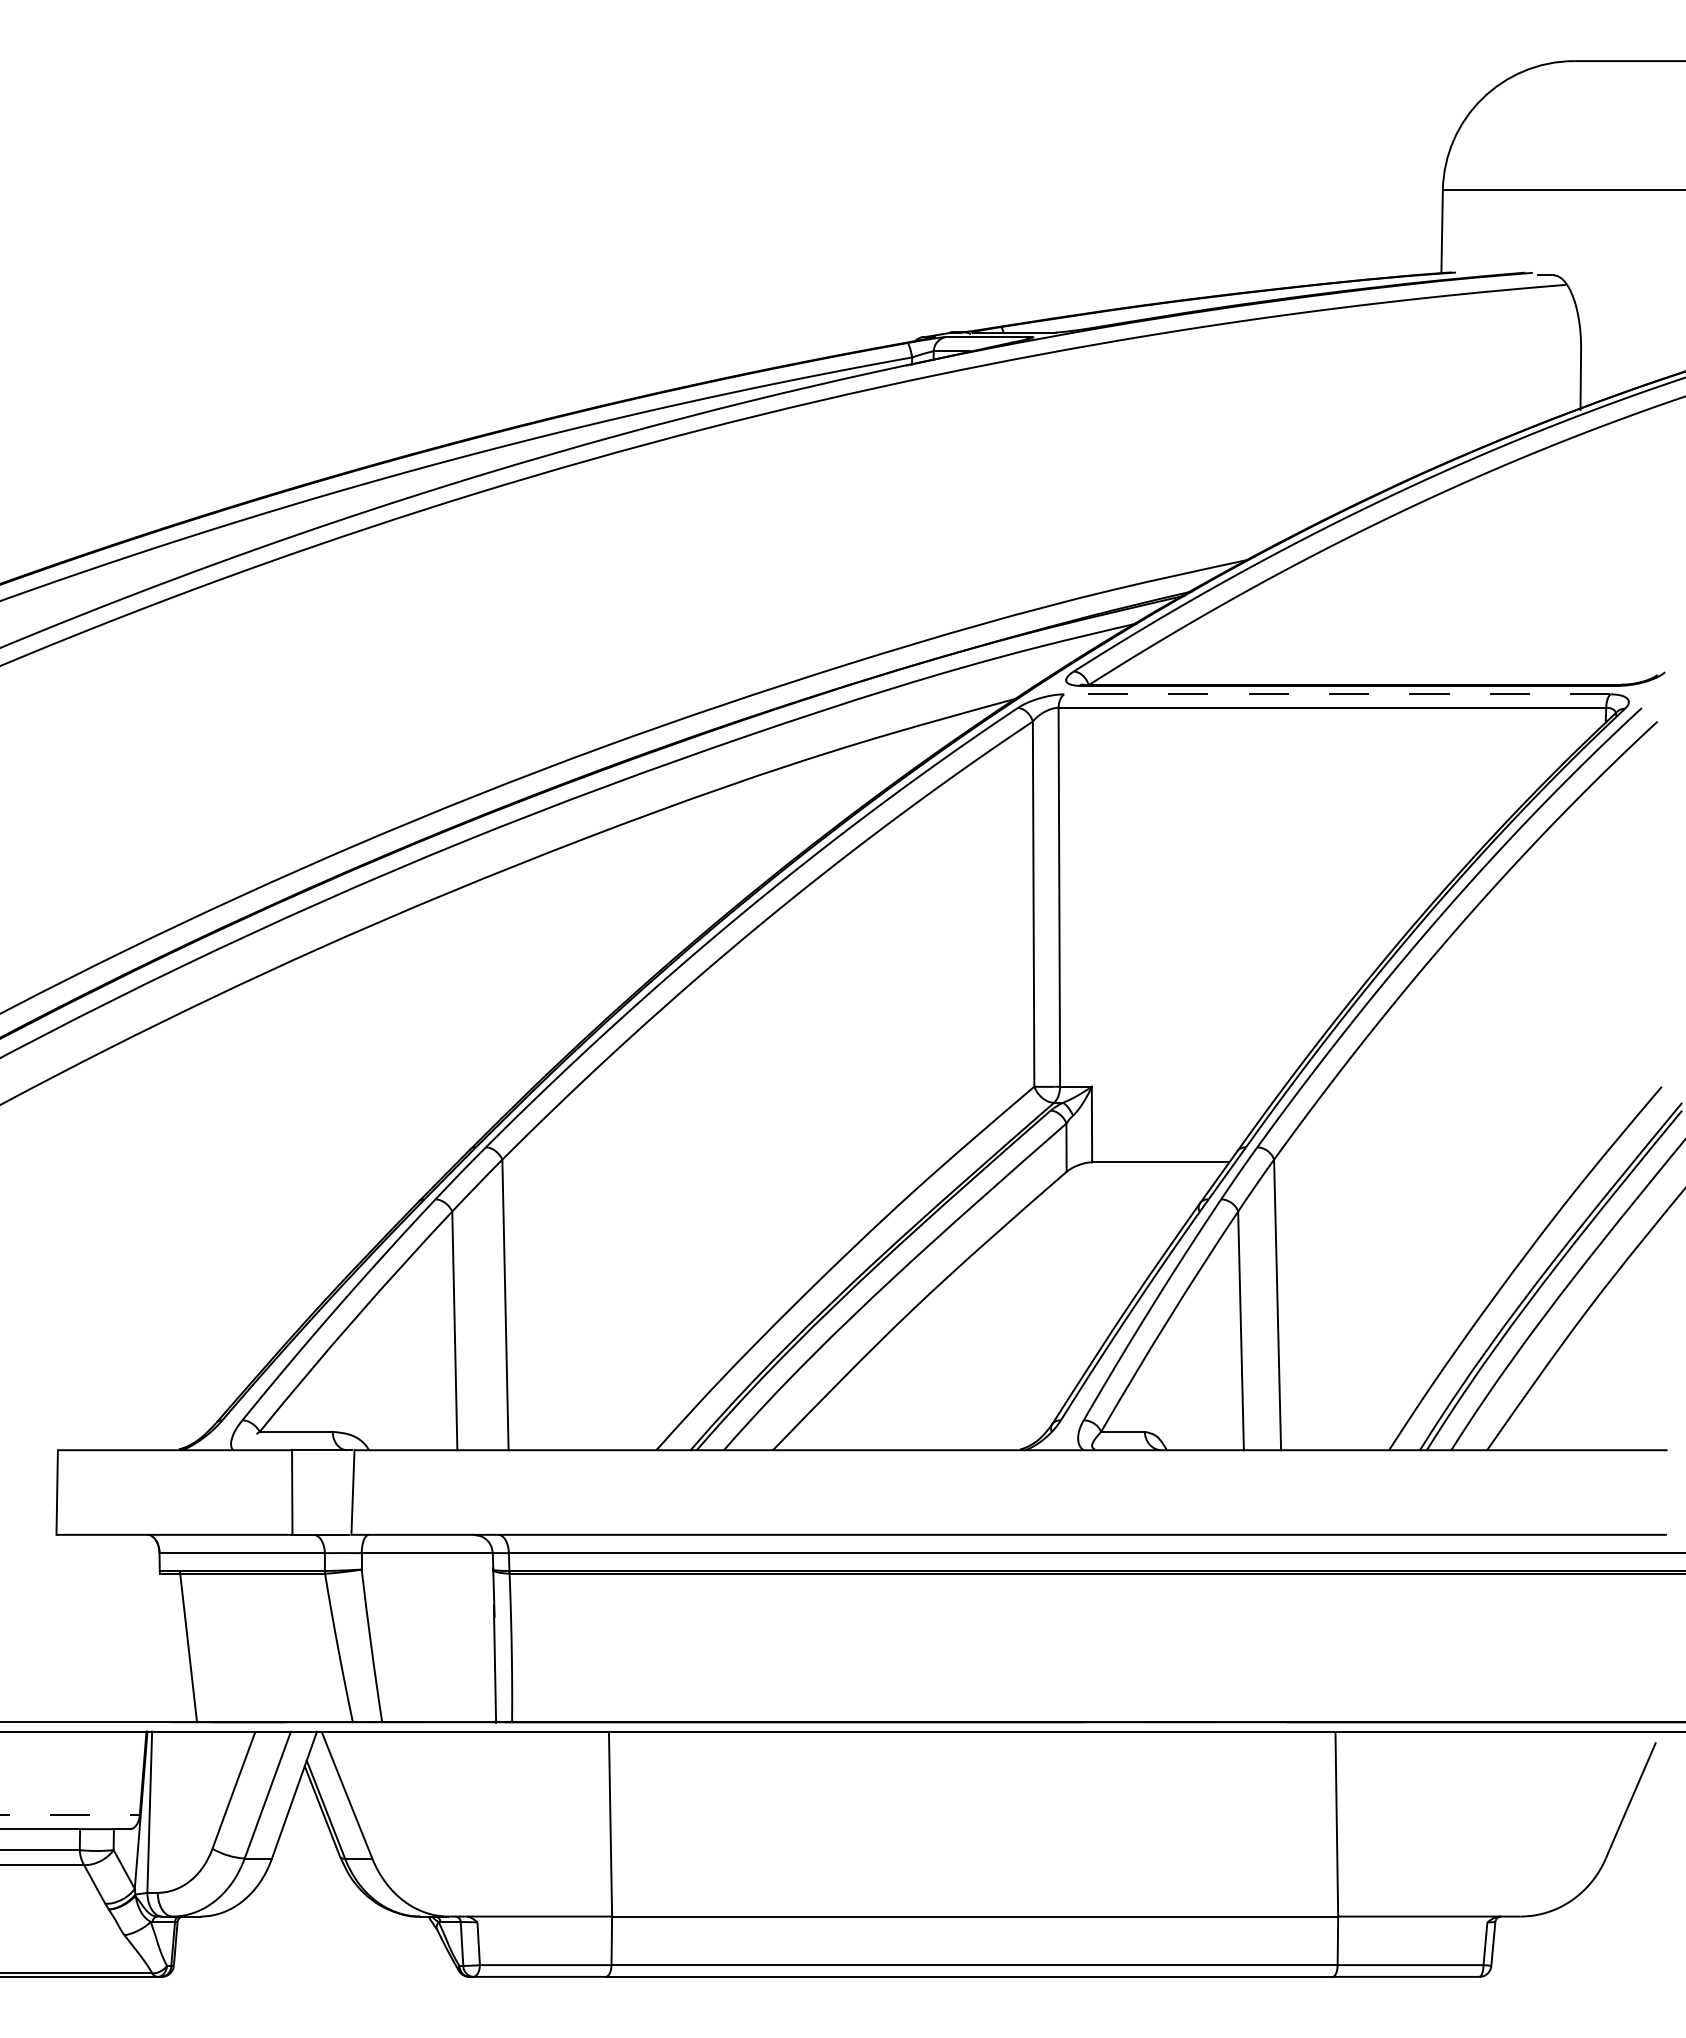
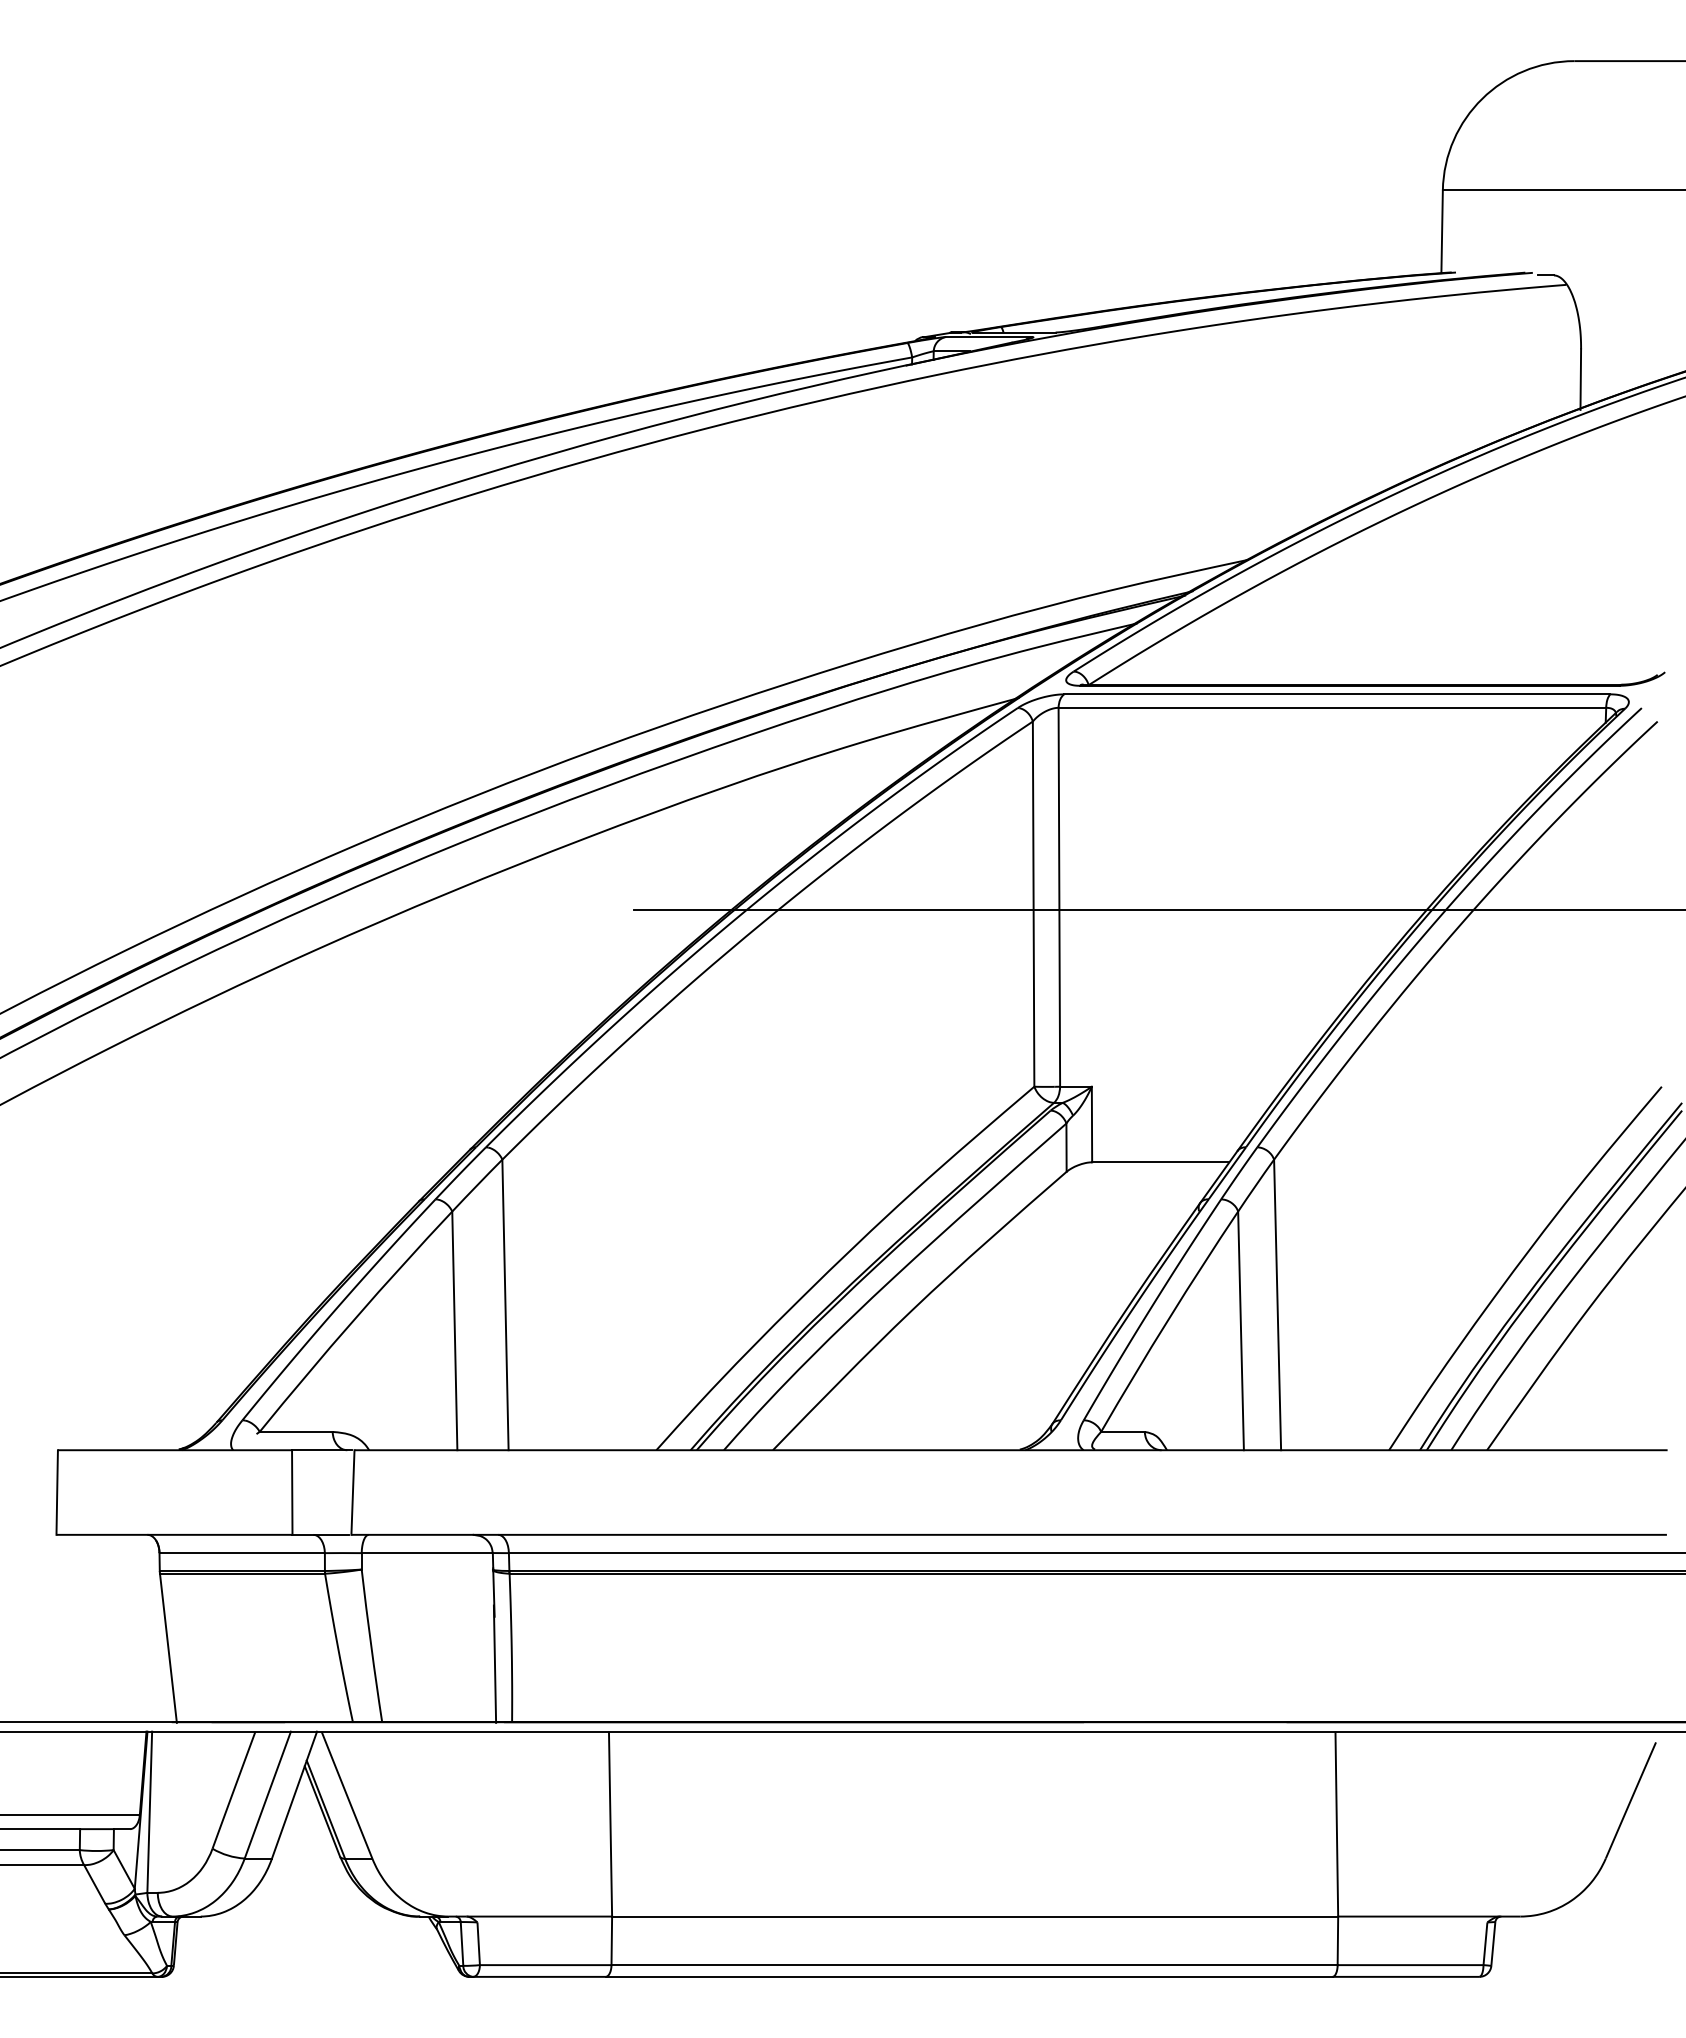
line: dashed -> solid (1336, 694)
line: none -> present (1157, 909)
line position: (188, 1645) -> (168, 1647) (168, 1647)
line: dashed -> solid (69, 1815)
